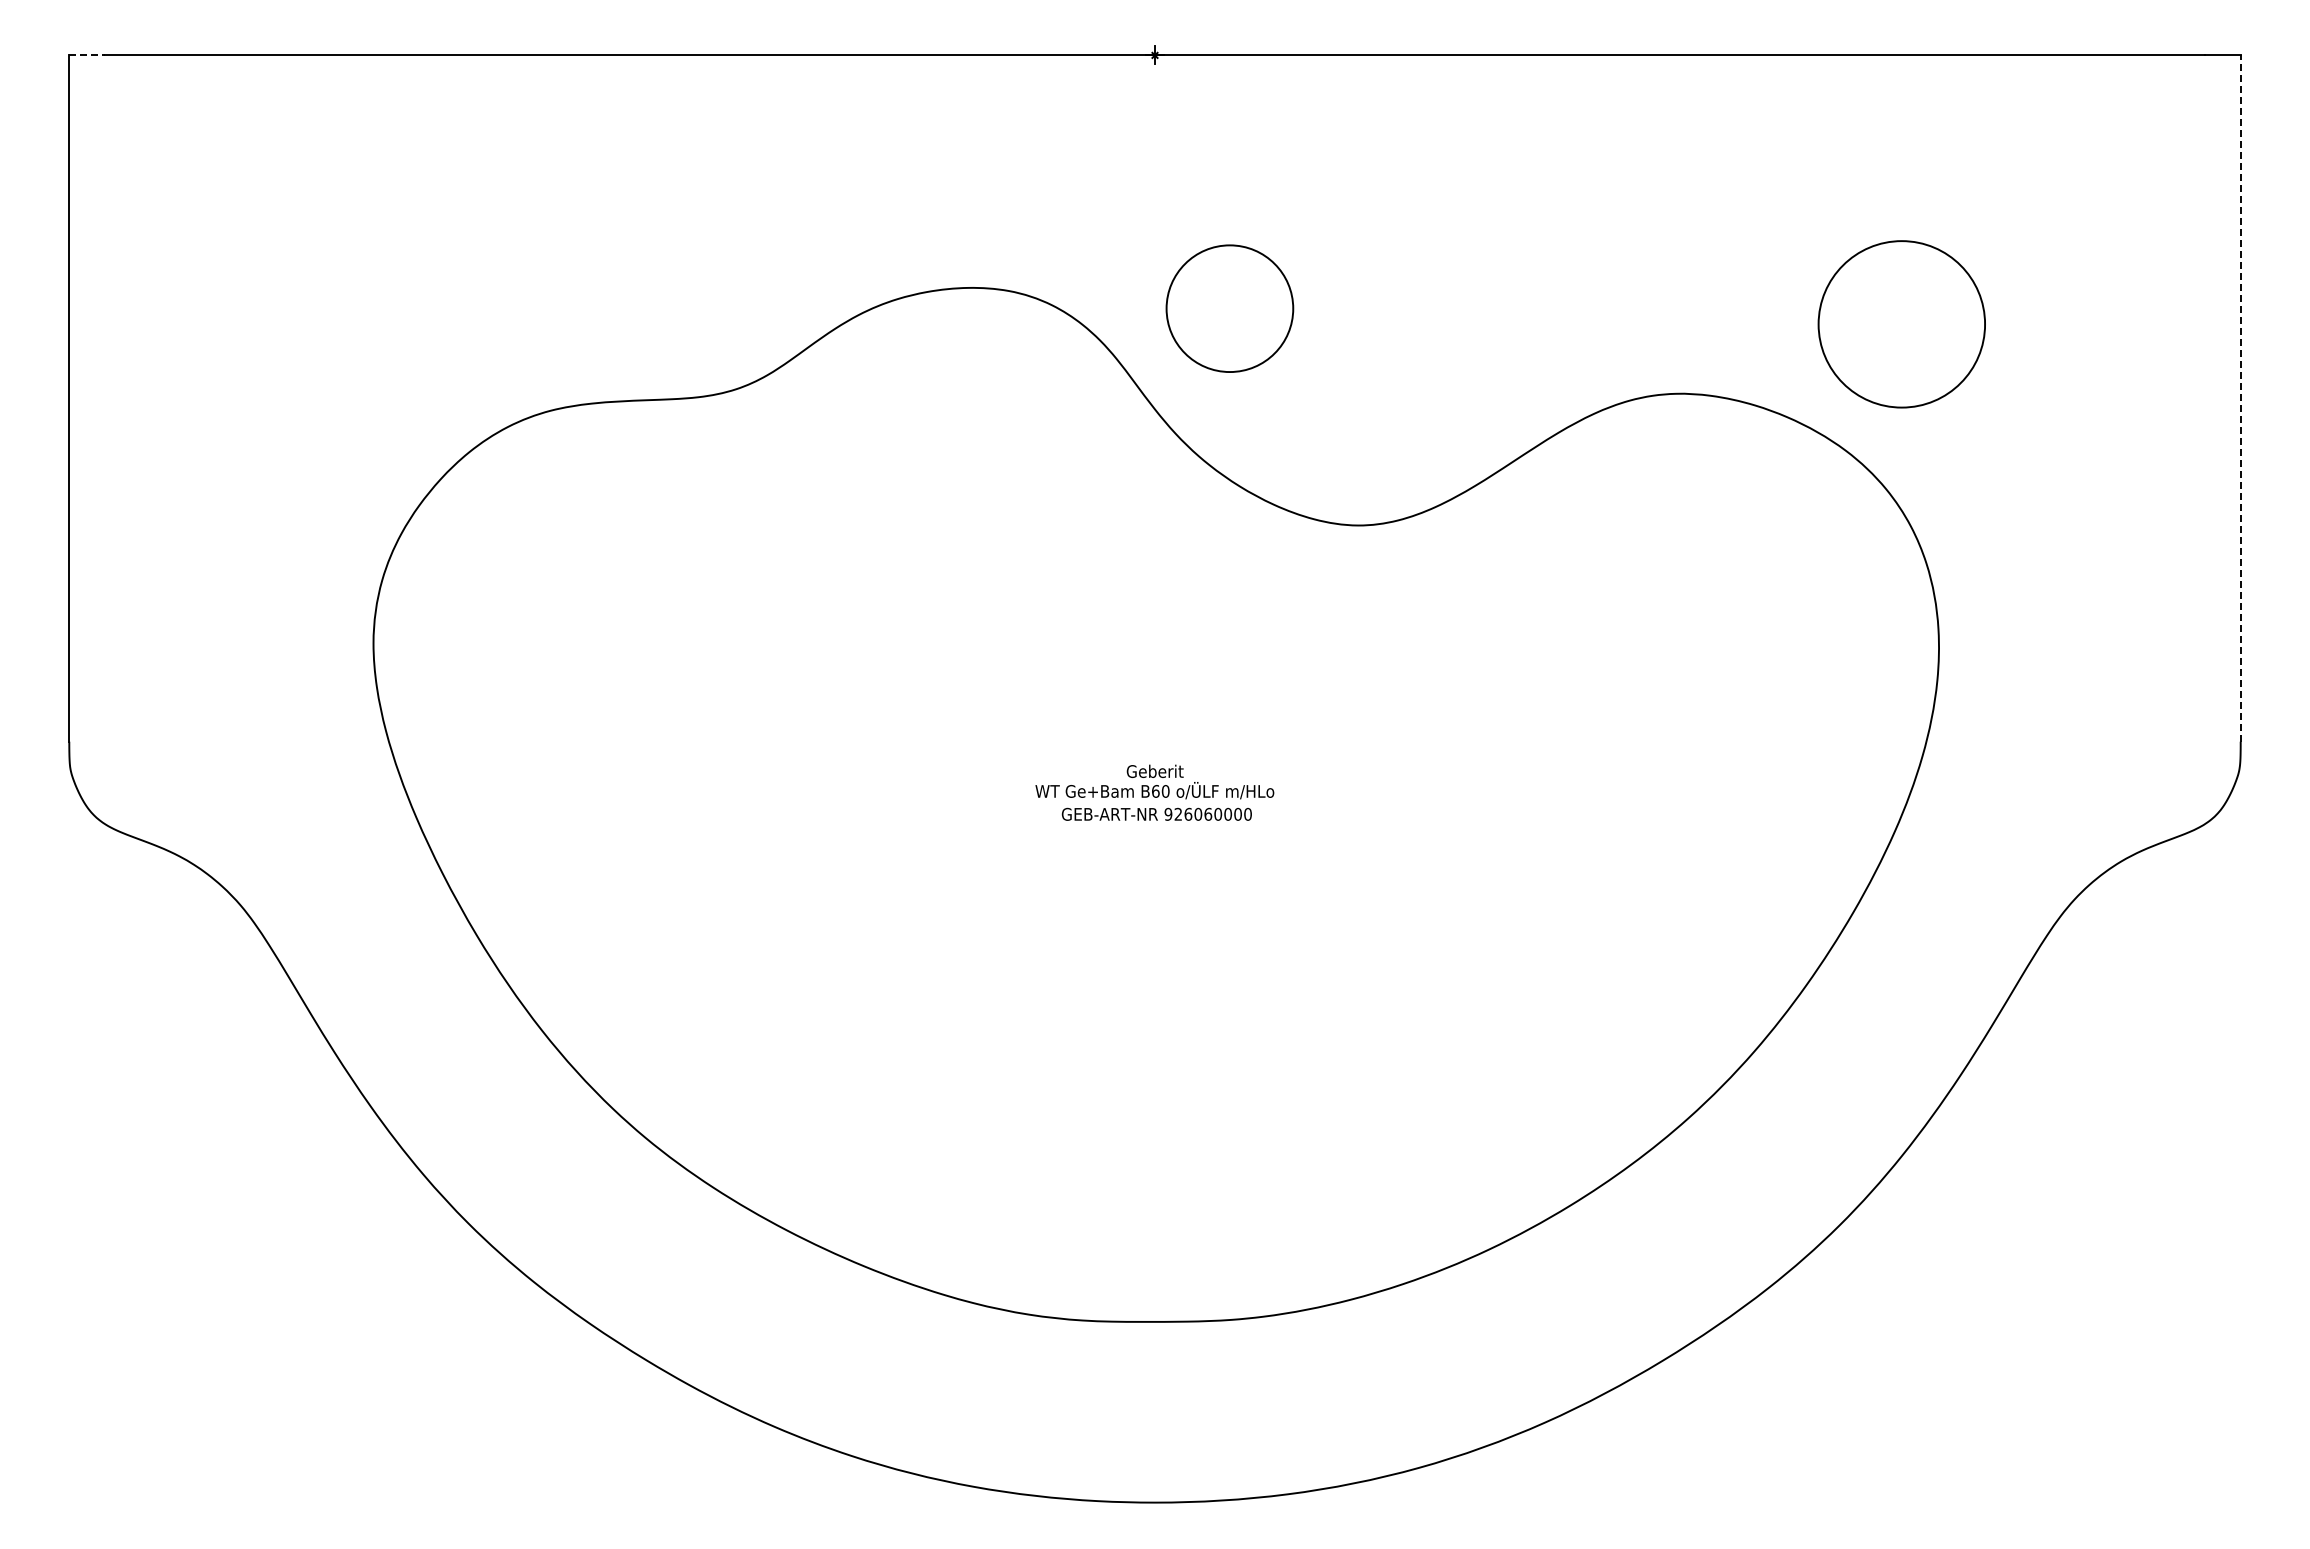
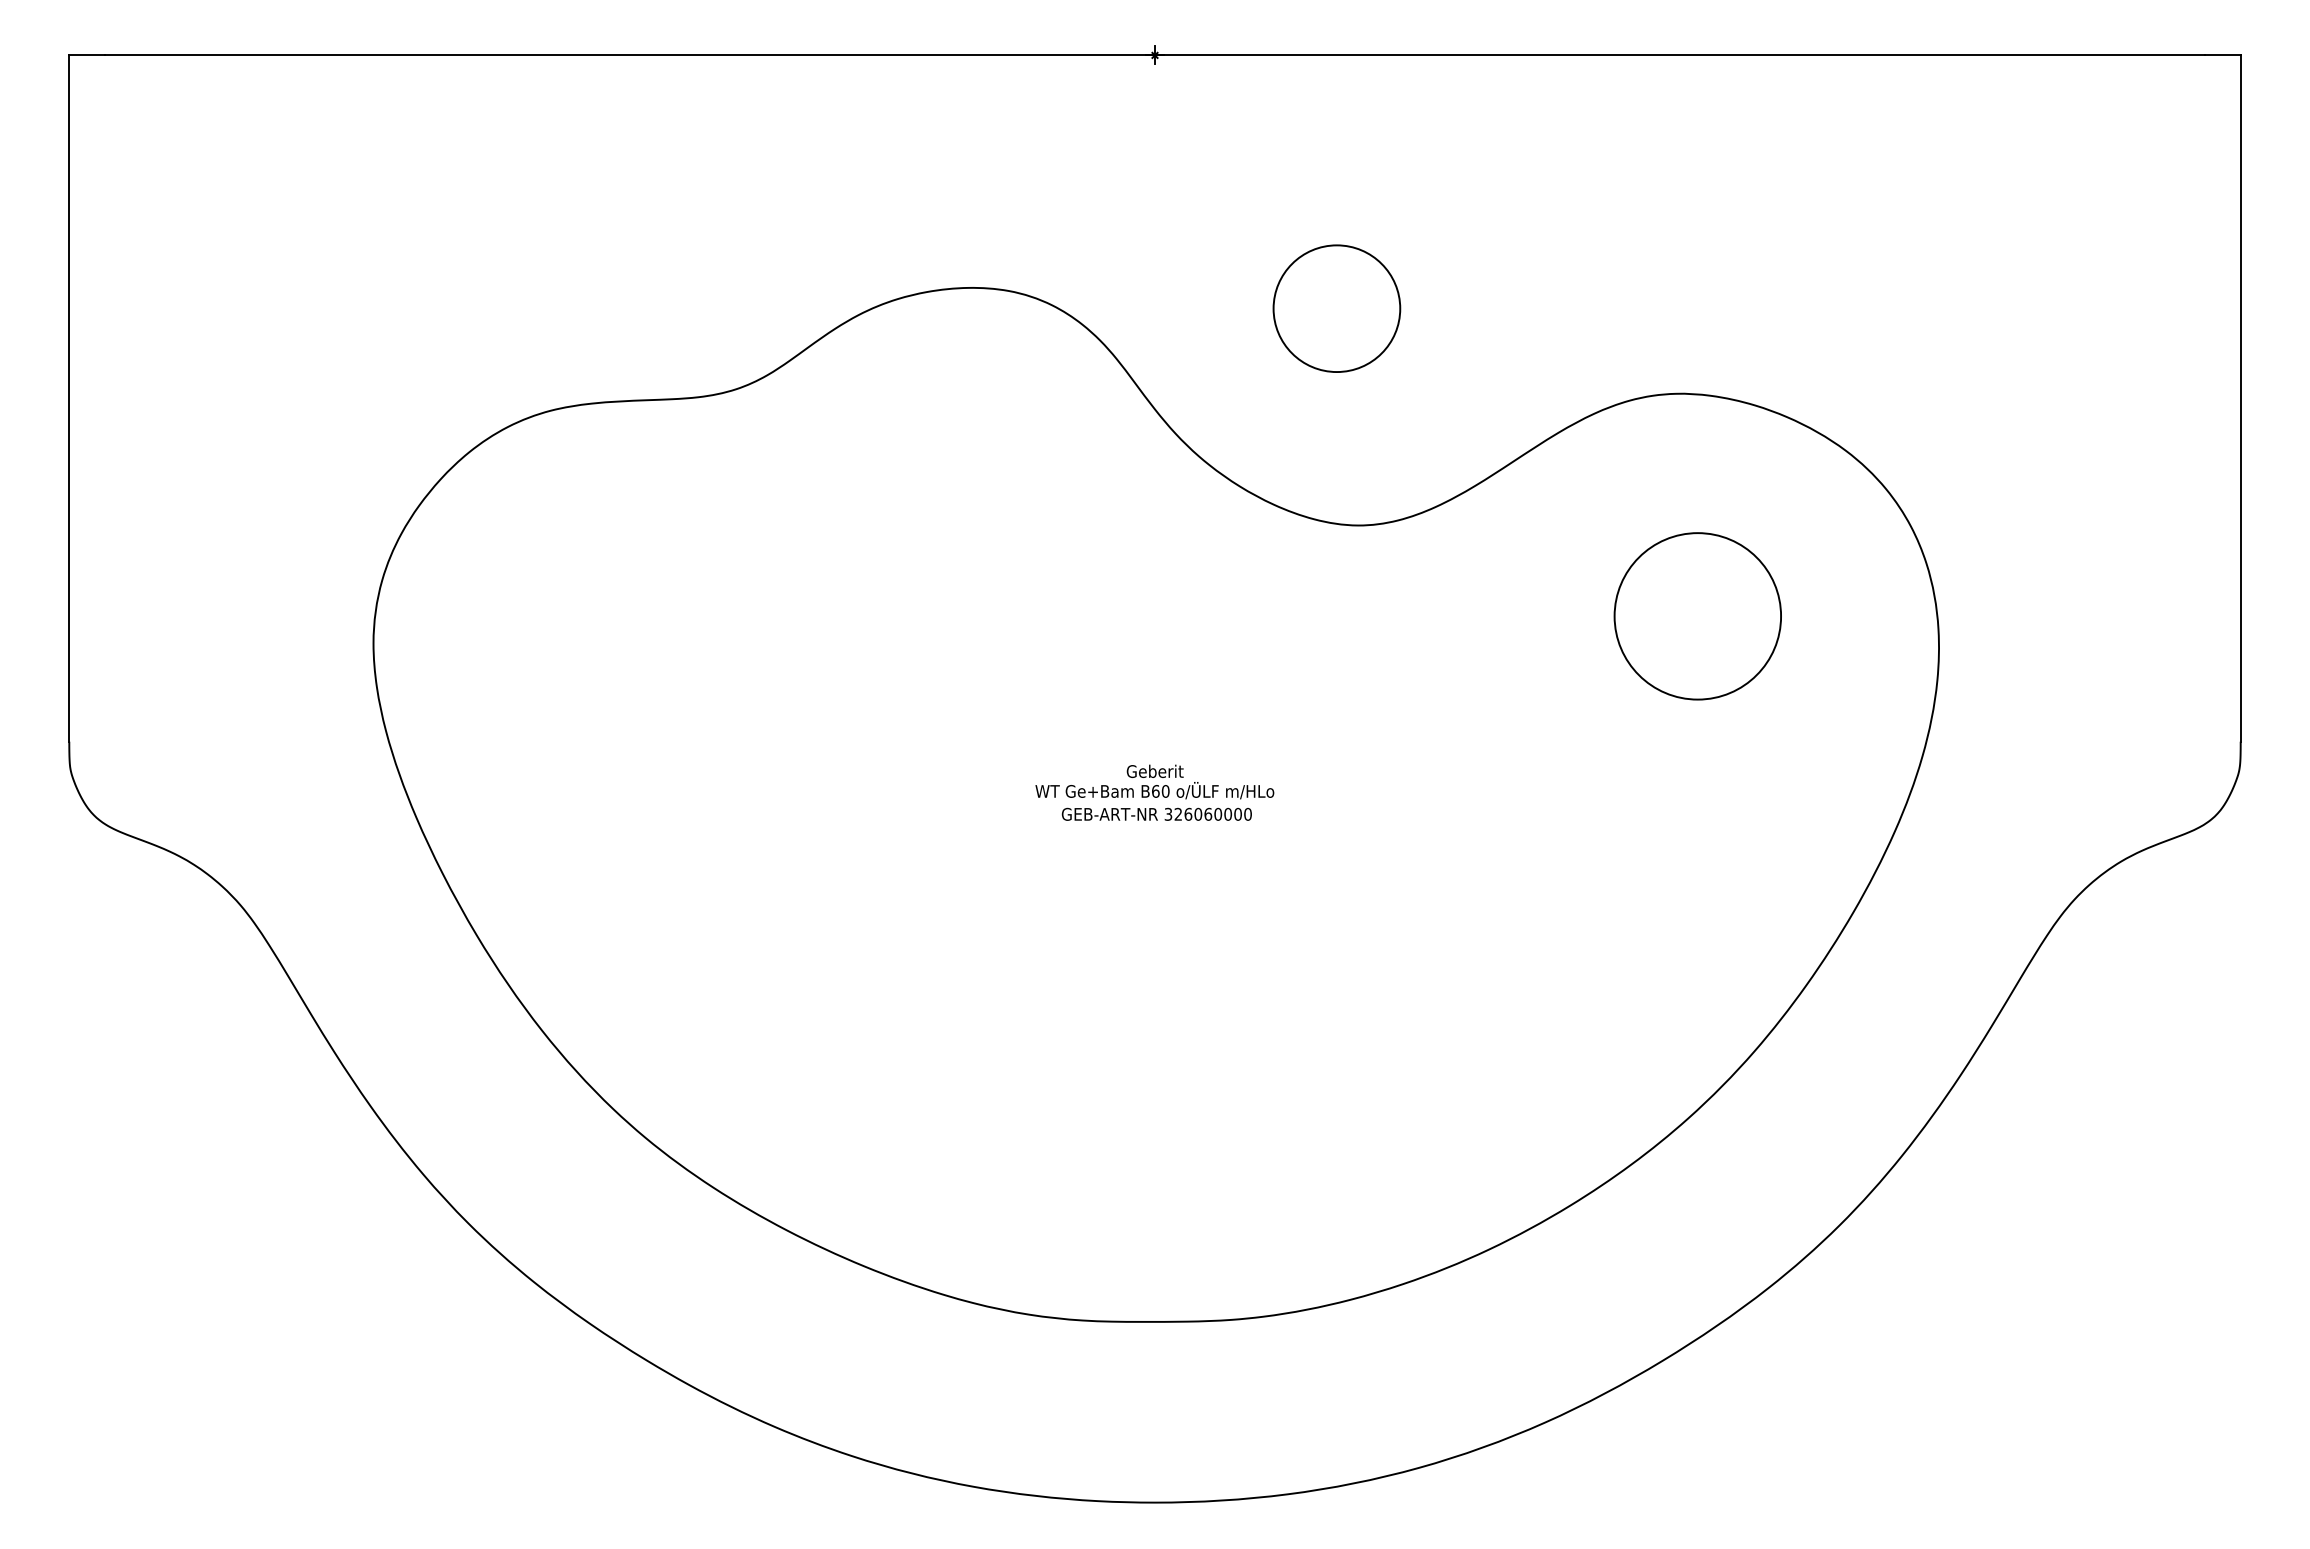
line: dashed -> solid (87, 55)
circle position: (1229, 308) -> (1336, 308) (1336, 308)
circle position: (1901, 324) -> (1697, 616) (1697, 616)
line: dashed -> solid (2240, 398)
text: 926060000 -> 326060000 (1168, 814)
